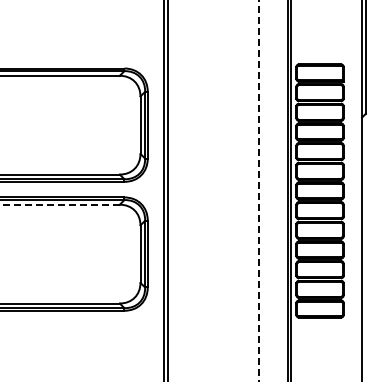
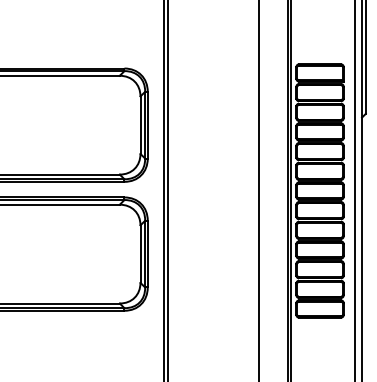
line: dashed -> solid (258, 190)
line: none -> present (355, 190)
line: dashed -> solid (59, 204)
